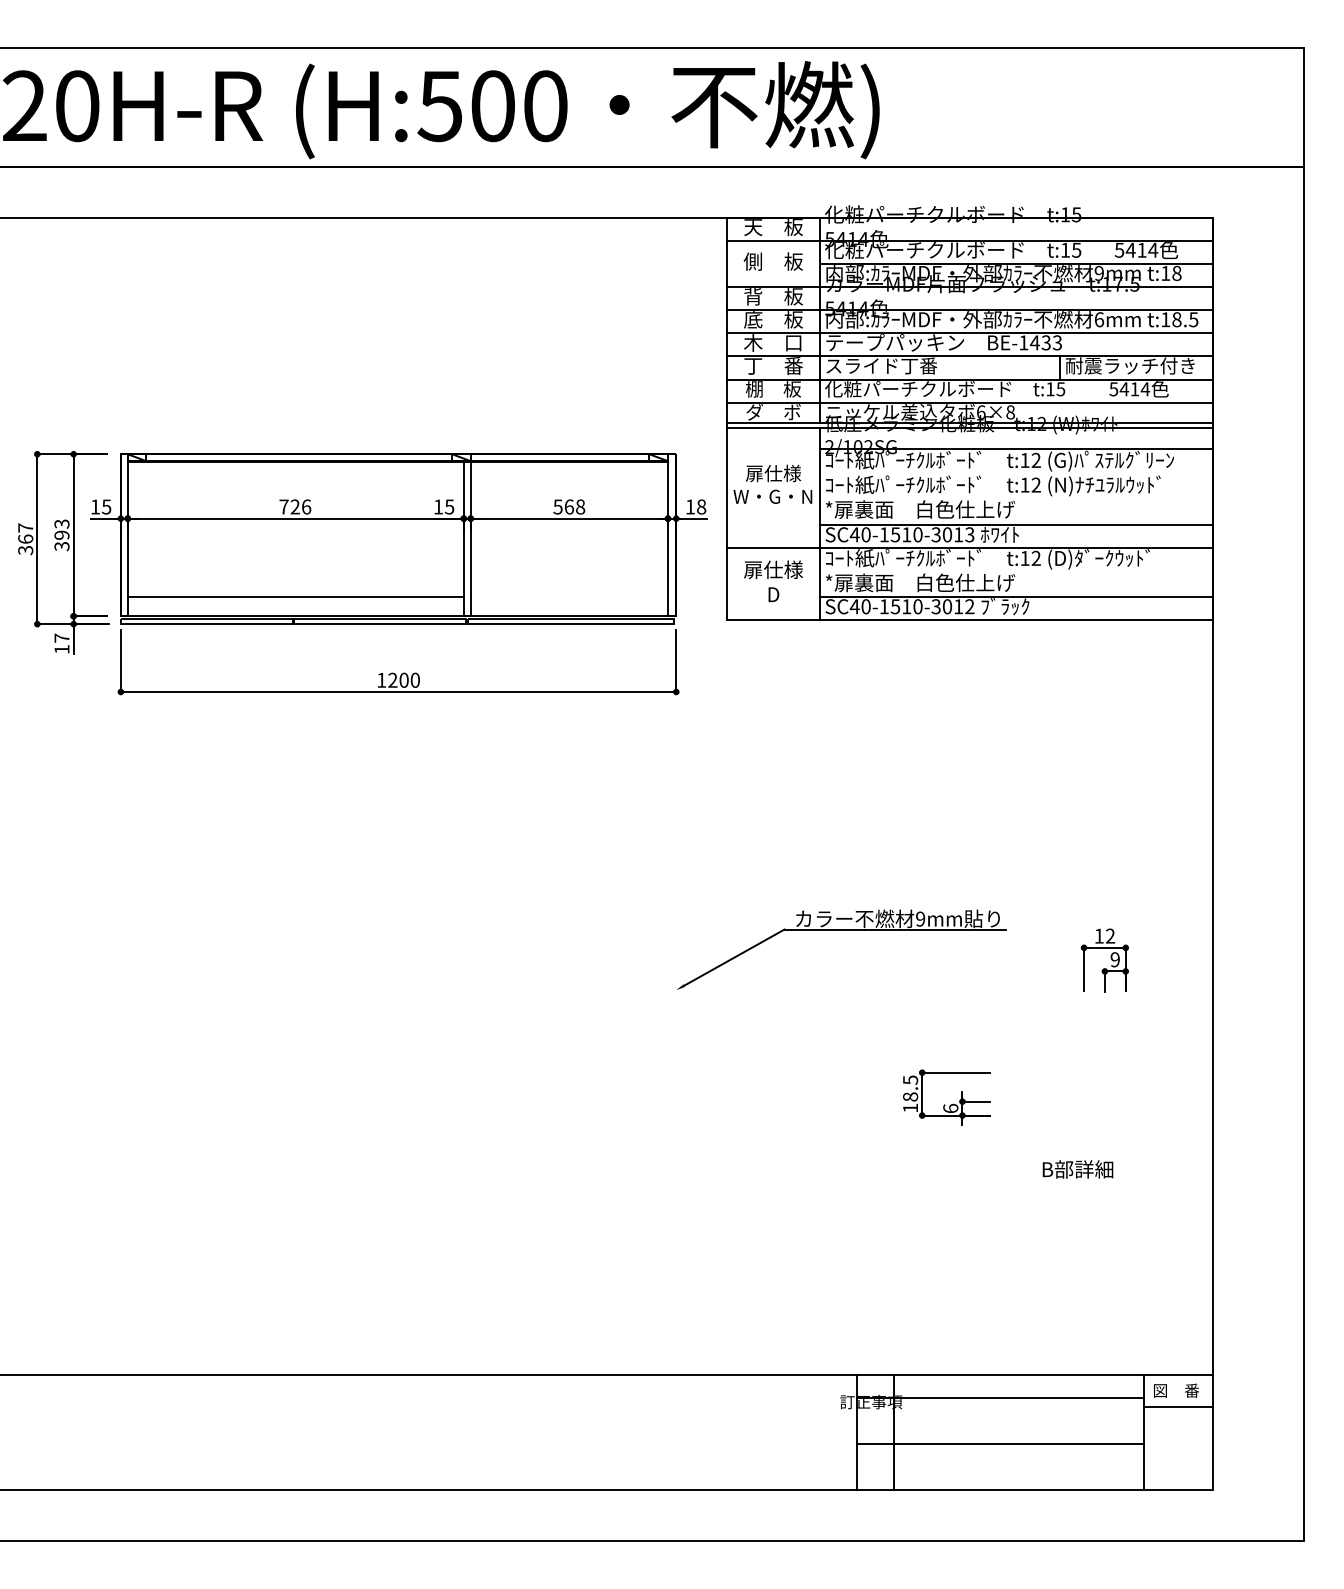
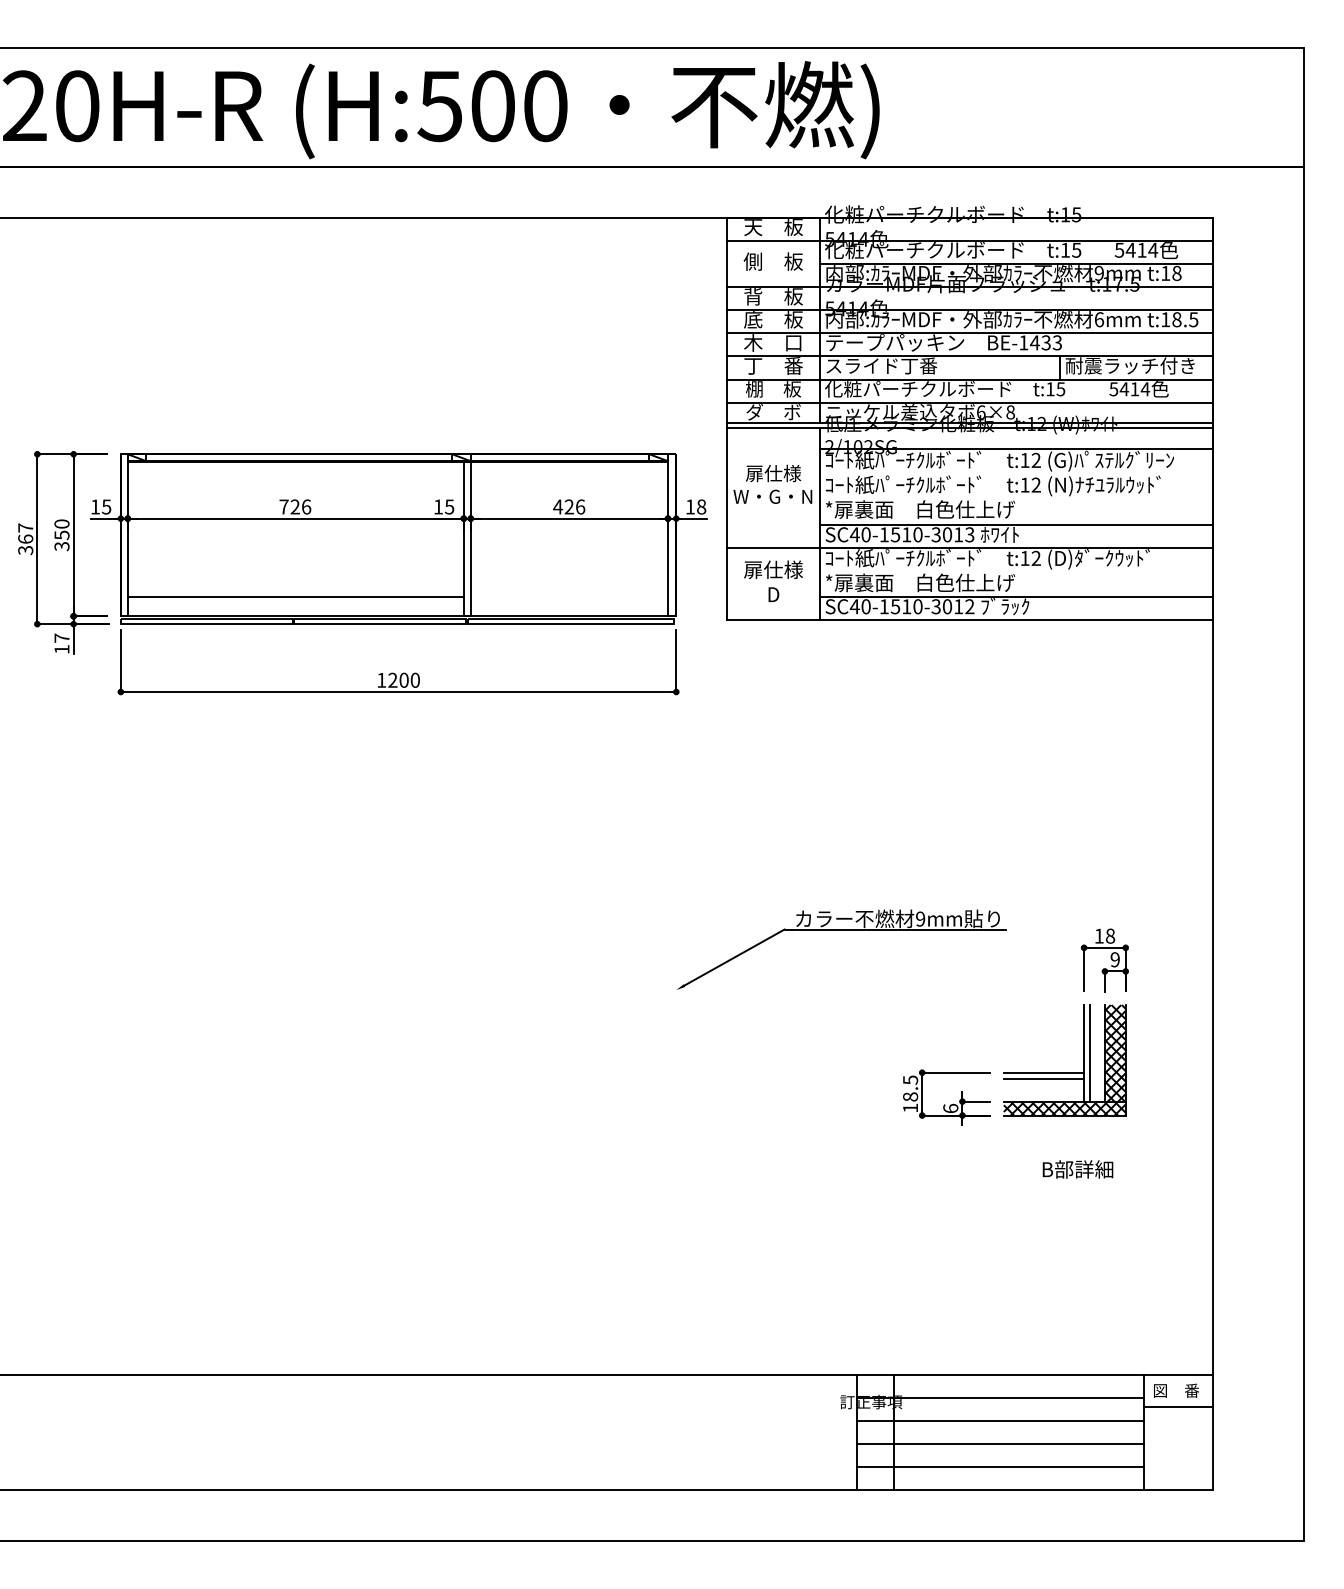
text: 568 -> 426 (569, 506)
text: 393 -> 350 (61, 529)
text: 12 -> 18 (1110, 935)
part: none -> present (1064, 1072)
line: none -> present (999, 1420)
line: none -> present (999, 1467)
